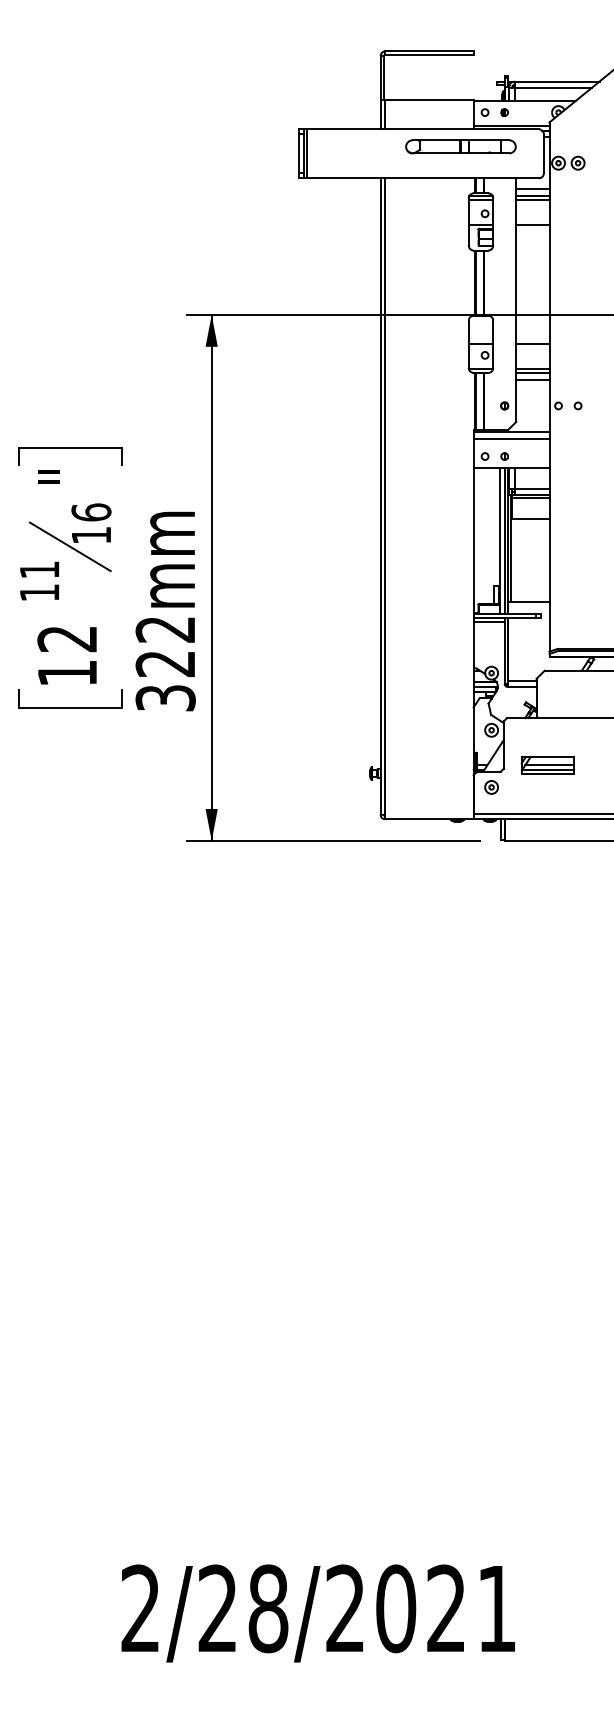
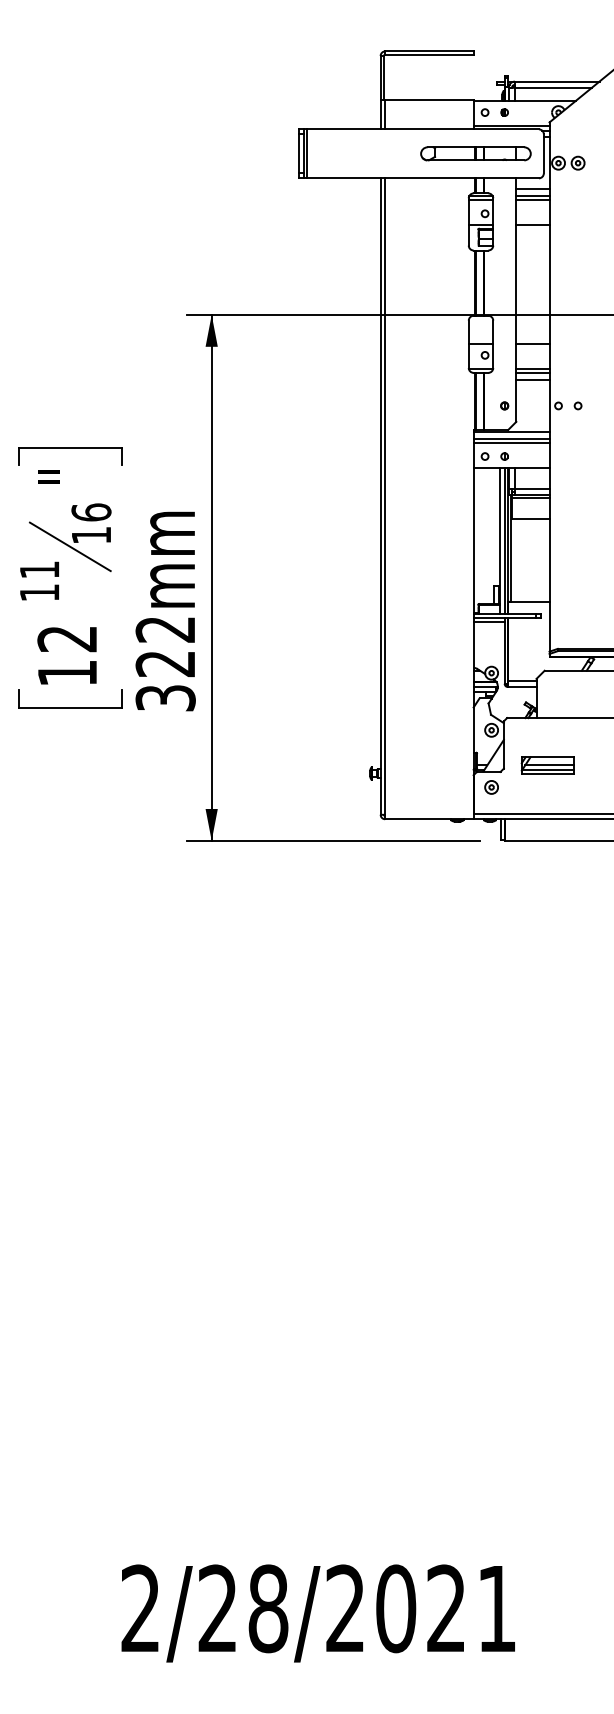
part position: (460, 146) -> (475, 153) (475, 153)
line: none -> present (511, 442)
